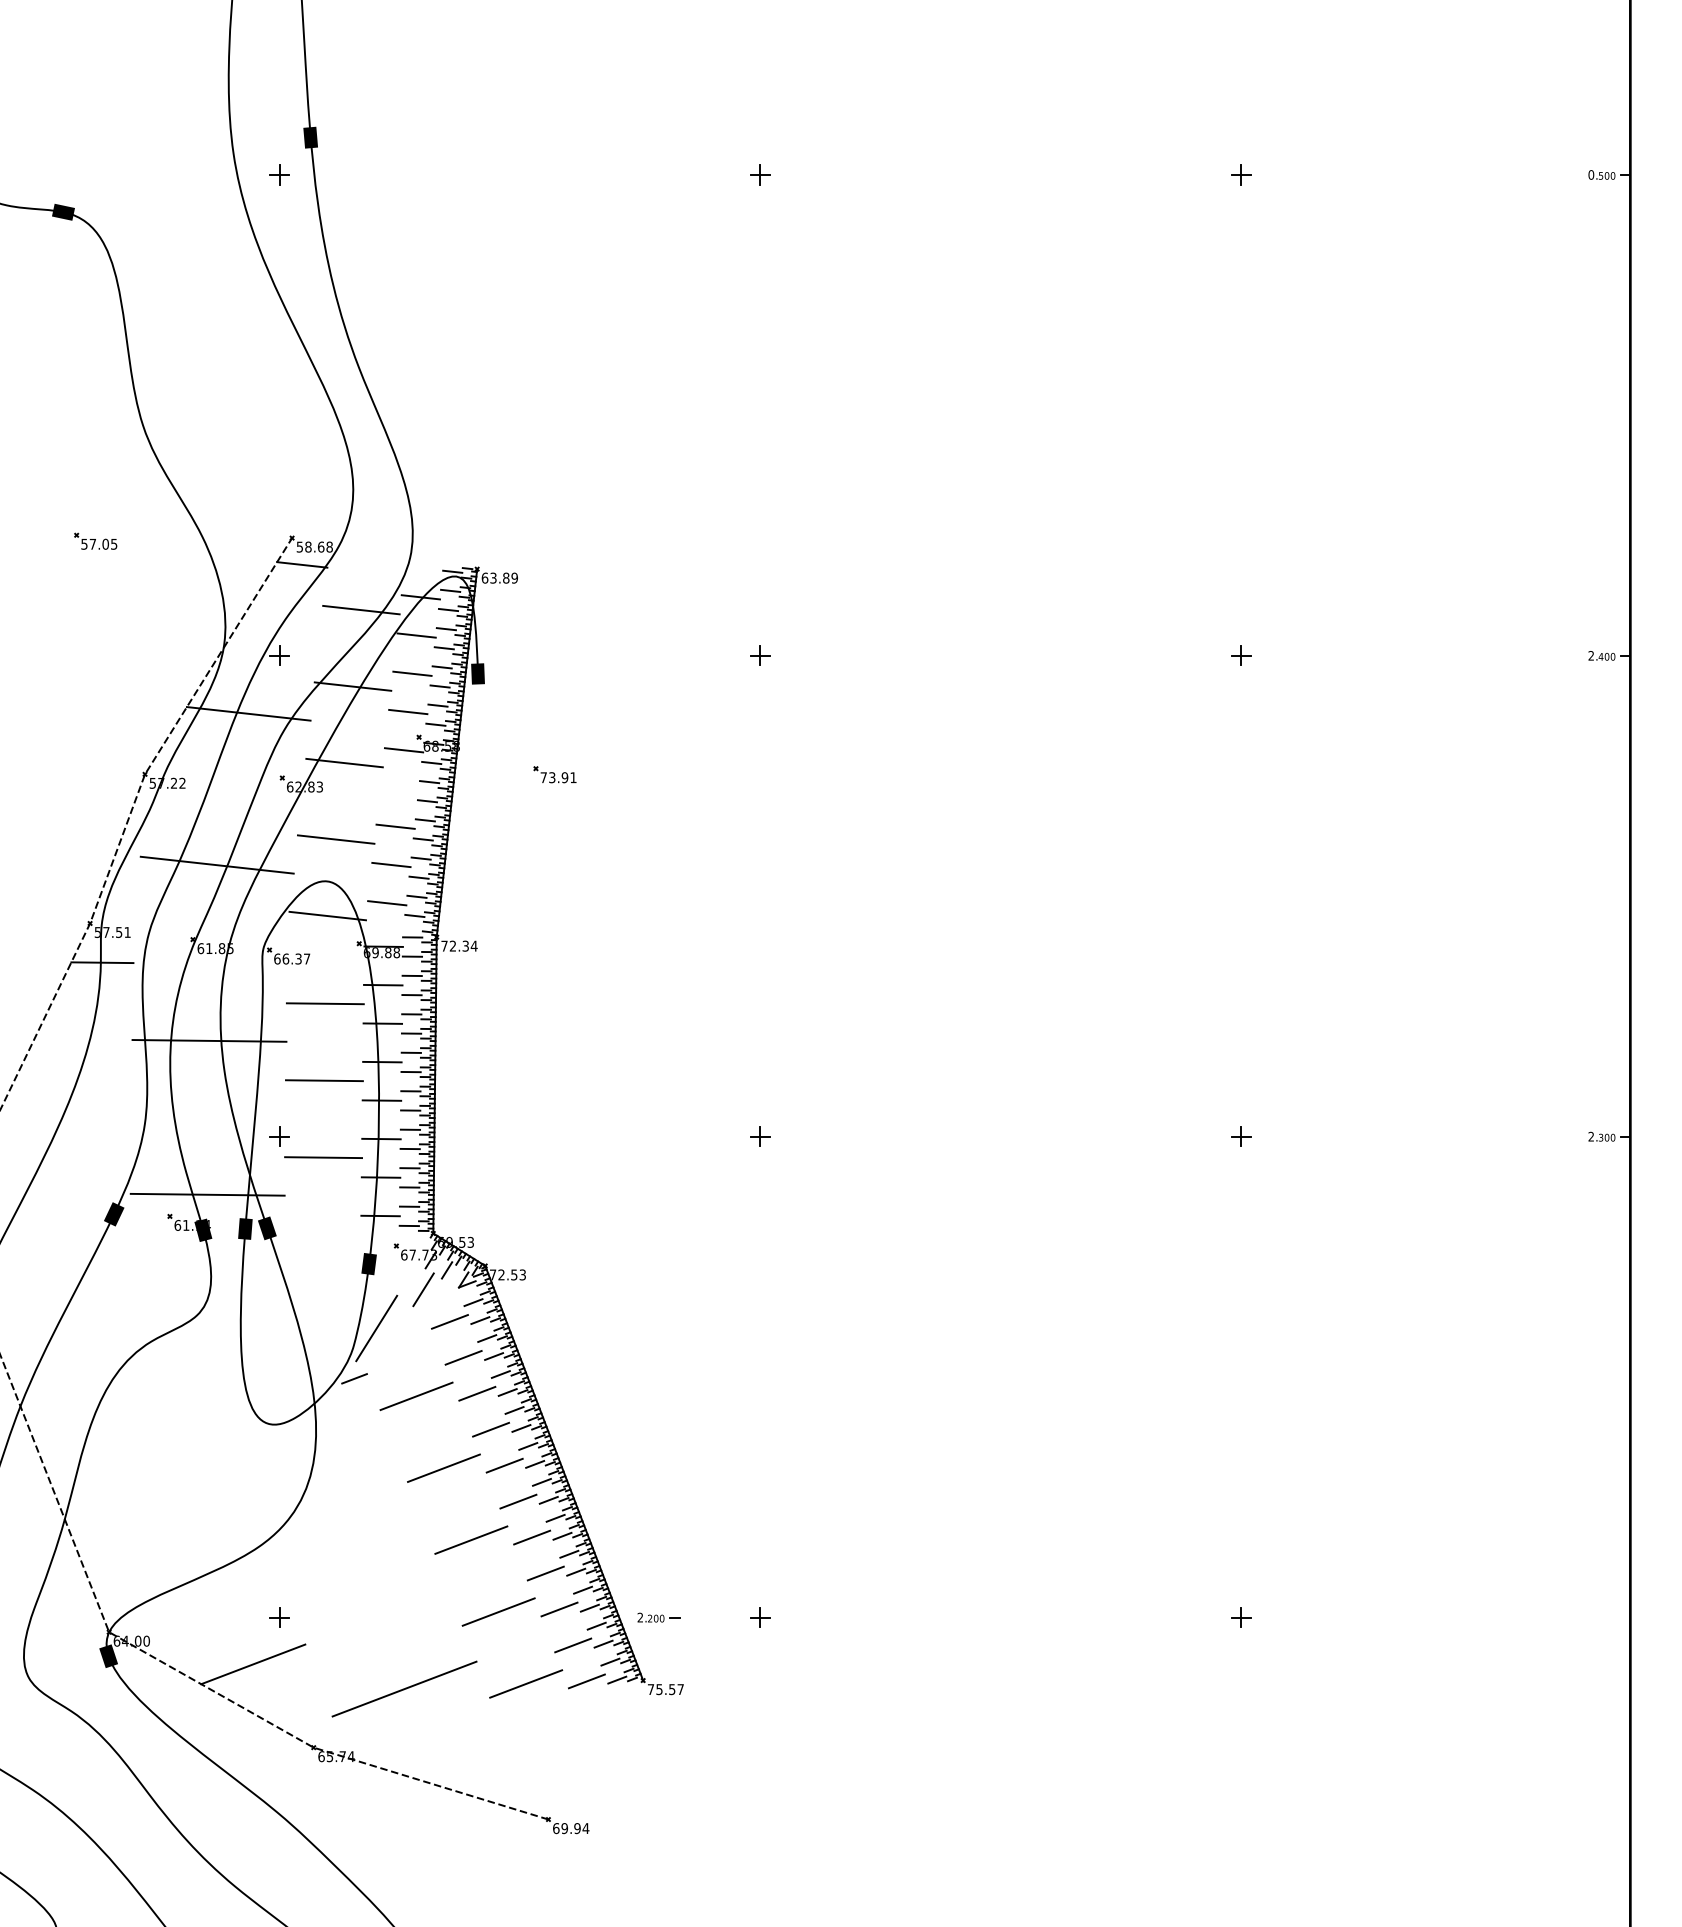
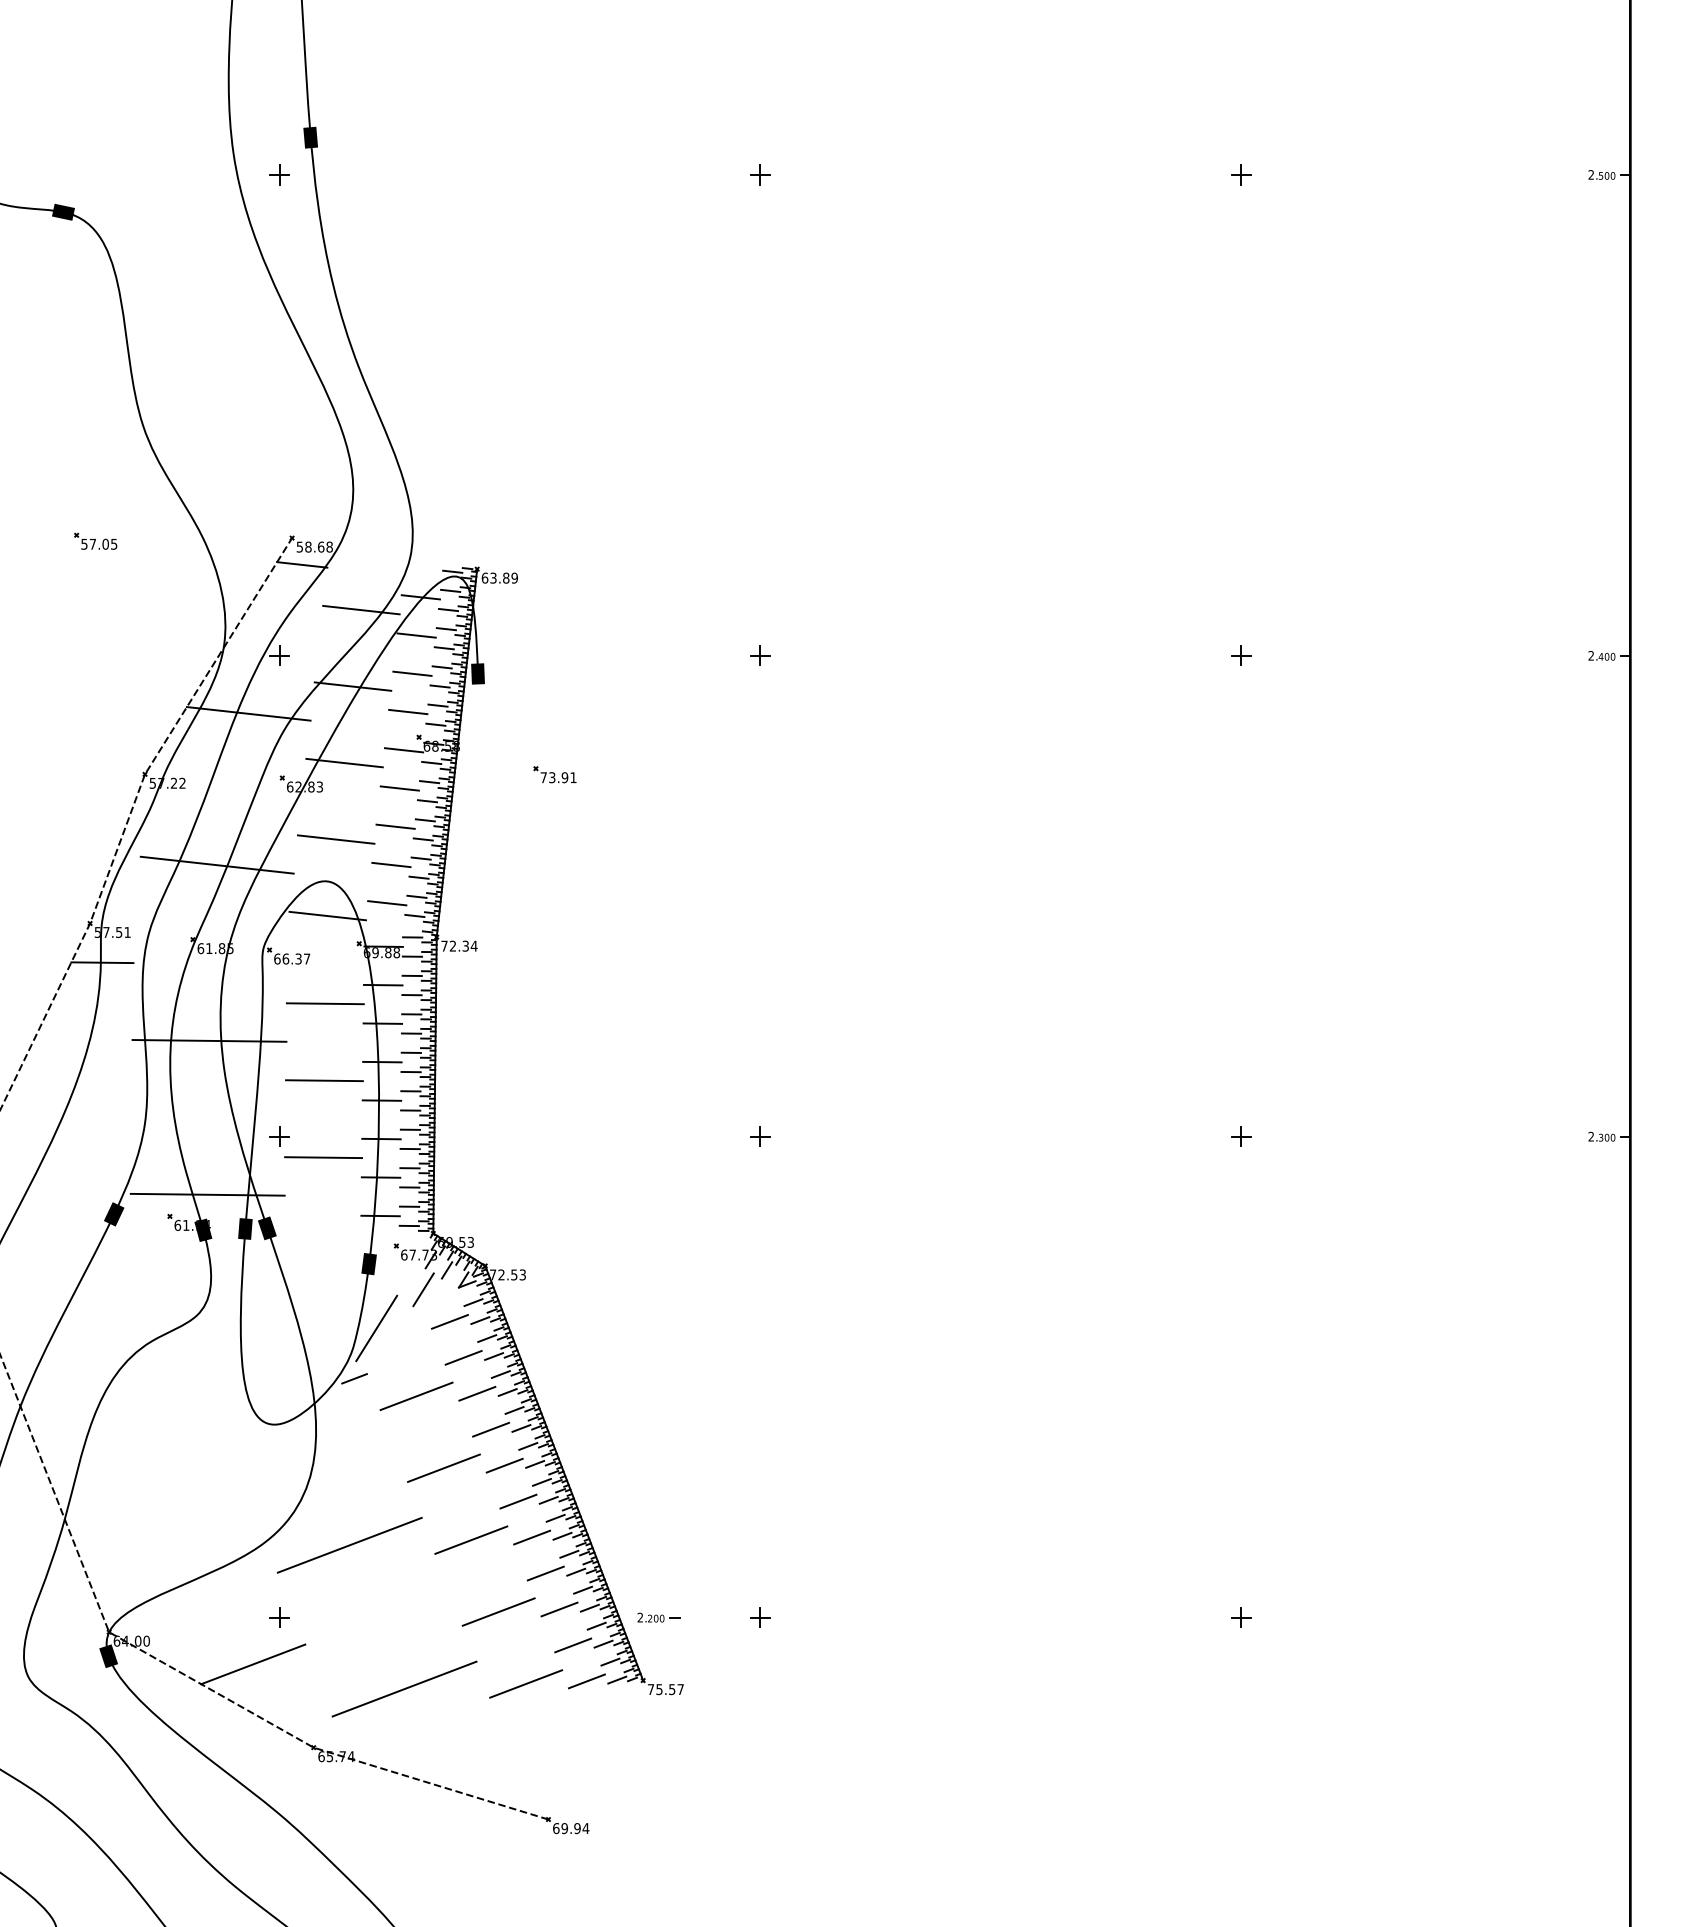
text: 0. -> 2. (1591, 174)
line: none -> present (399, 788)
line: none -> present (349, 1544)
